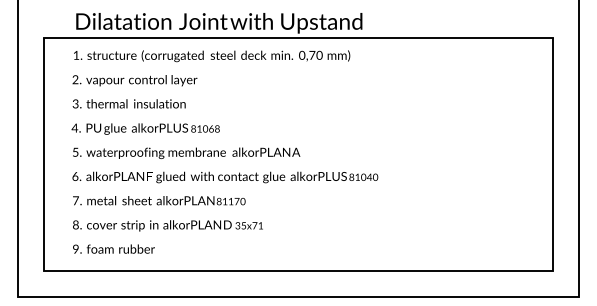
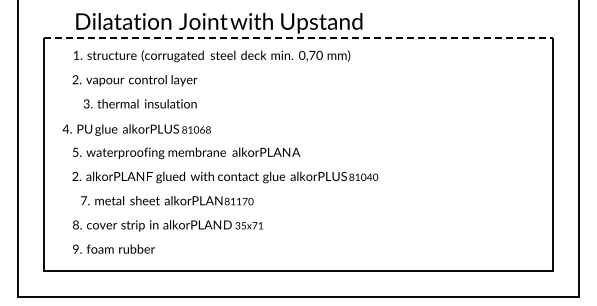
line: solid -> dashed (298, 37)
text position: (128, 103) -> (139, 103) (139, 103)
text position: (145, 128) -> (136, 129) (136, 129)
text: 6. -> 2. (75, 176)
text position: (159, 200) -> (167, 200) (167, 200)
